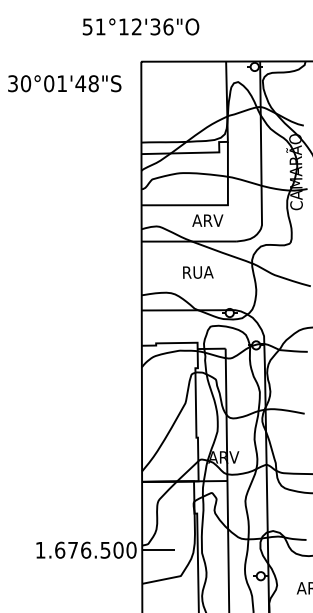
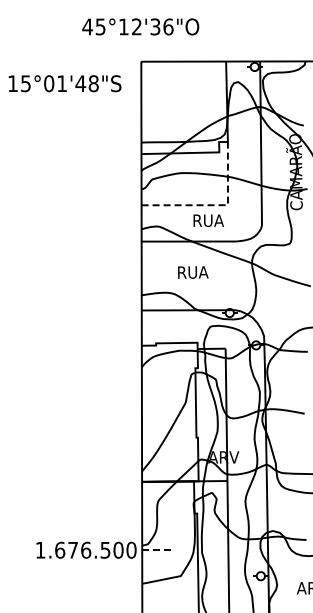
text: 51°12'36"O -> 45°12'36"O (93, 26)
text: 30°01'48"S -> 15°01'48"S (19, 83)
line: solid -> dashed (217, 205)
text: ARV -> RUA (207, 220)
text position: (198, 272) -> (193, 272) (193, 272)
line: solid -> dashed (158, 550)
